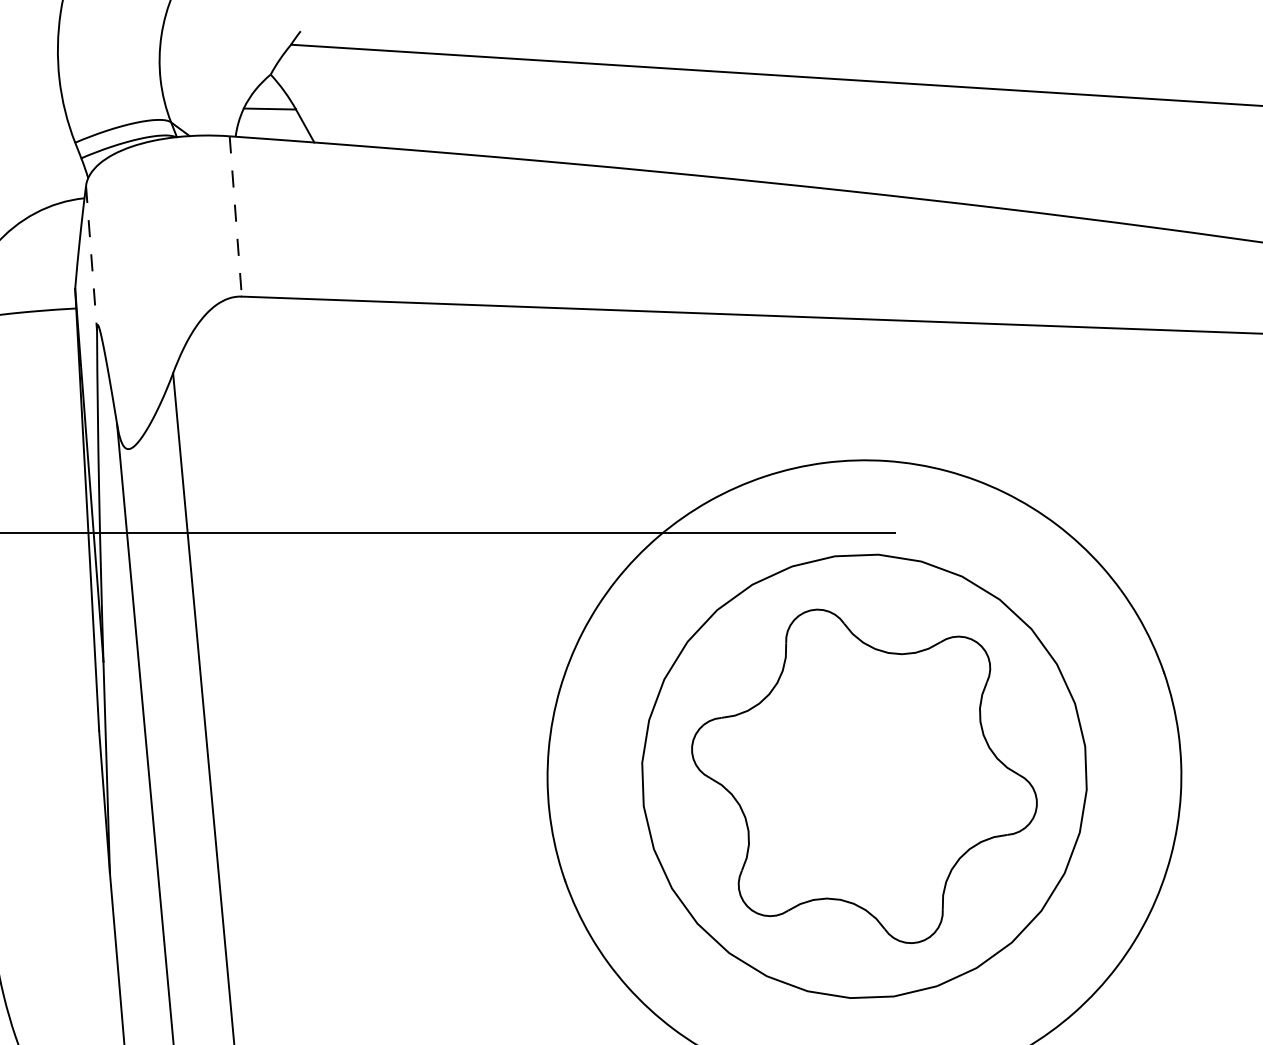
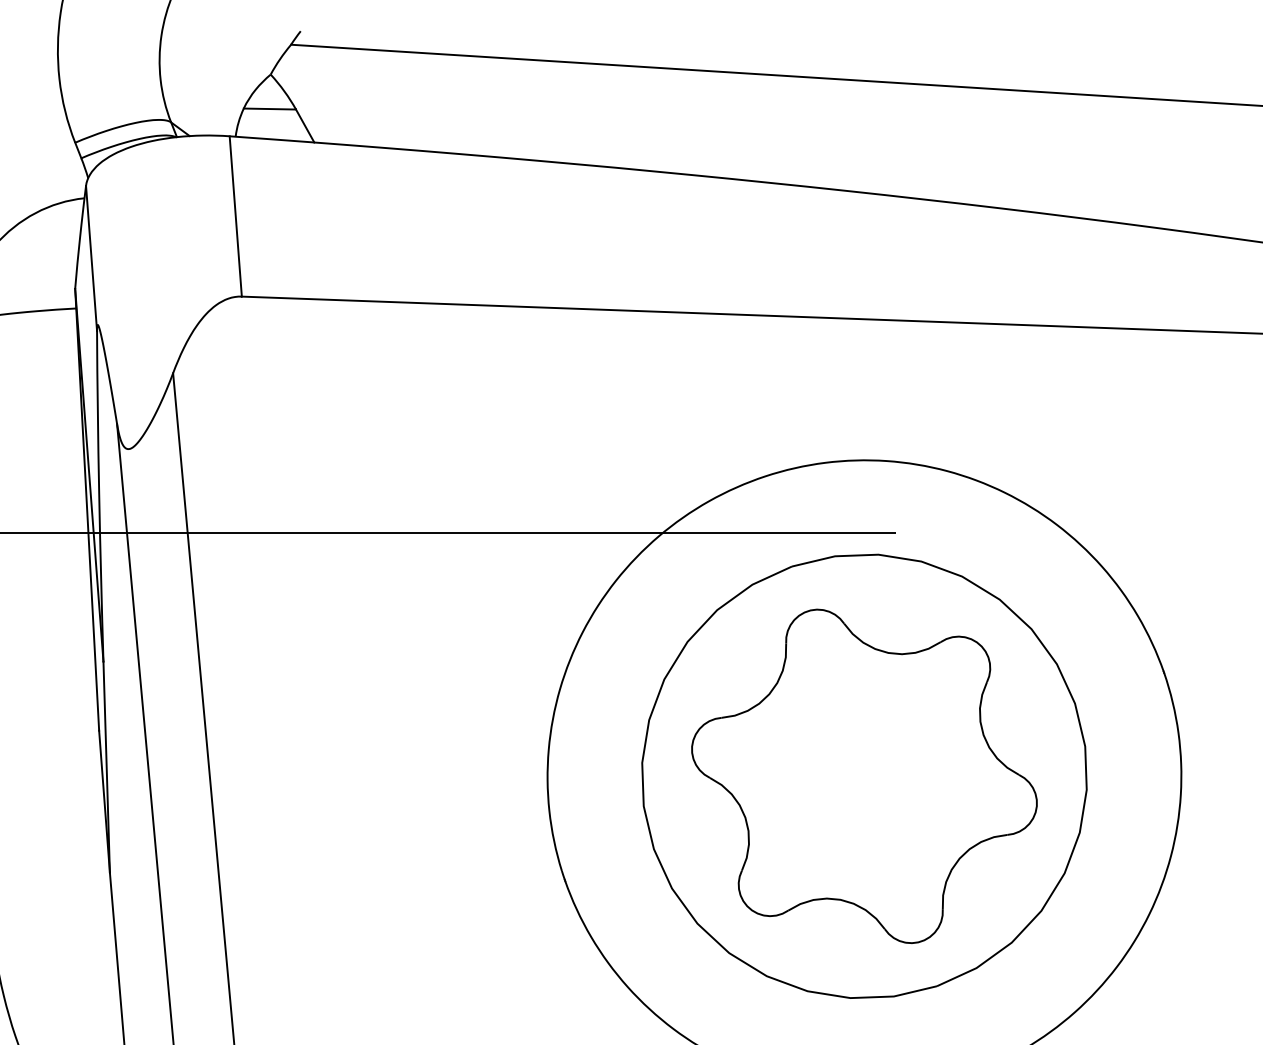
line: dashed -> solid (235, 216)
line: dashed -> solid (91, 258)
